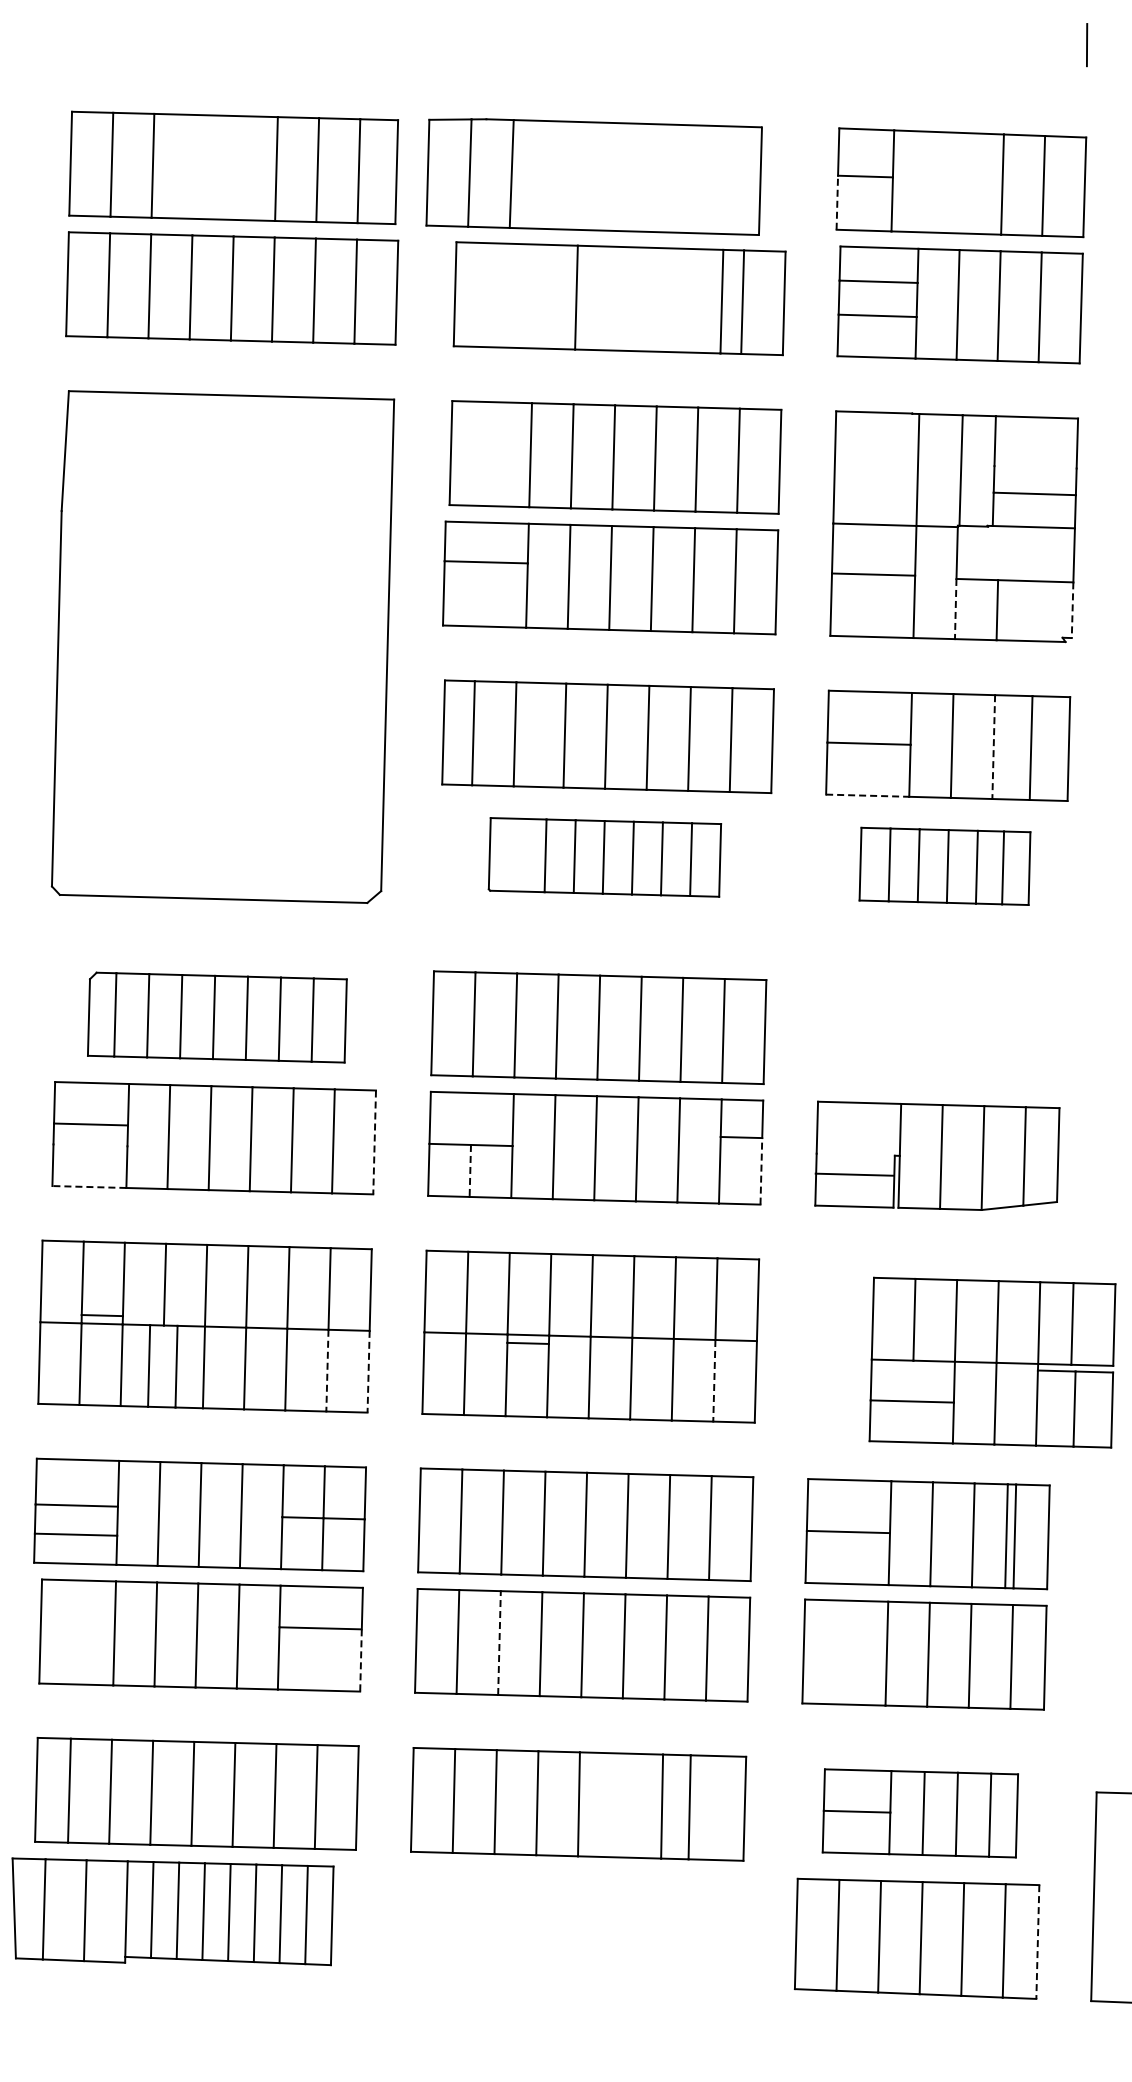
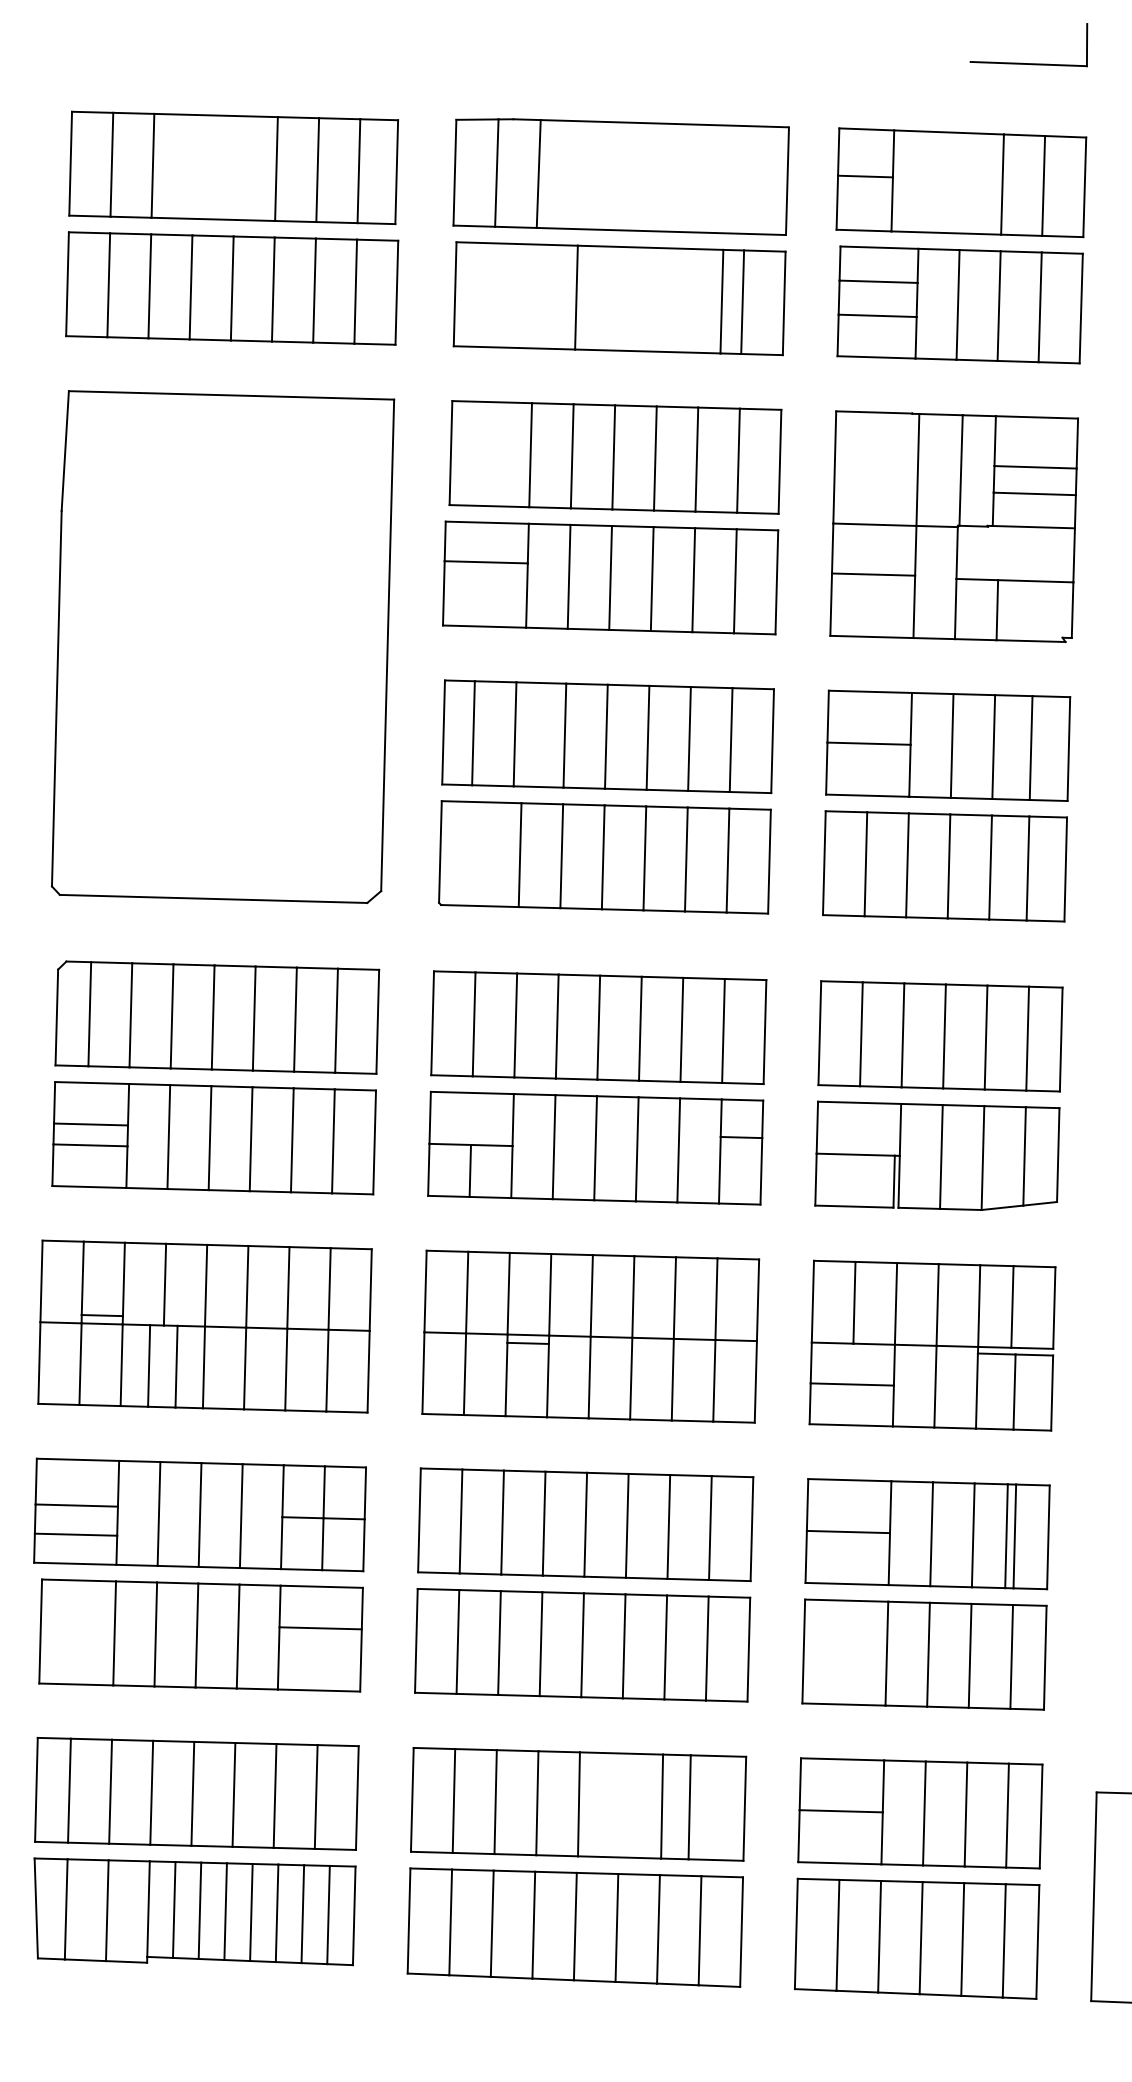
line: none -> present (1028, 63)
part position: (593, 176) -> (620, 176) (620, 176)
line: dashed -> solid (837, 202)
line: none -> present (1035, 467)
line: dashed -> solid (955, 609)
line: dashed -> solid (1072, 610)
line: dashed -> solid (993, 747)
line: dashed -> solid (867, 795)
part size: 236x81 px -> 334x115 px (604, 857)
part size: 174x80 px -> 246x113 px (944, 866)
part size: 261x93 px -> 327x115 px (217, 1017)
part: none -> present (940, 1036)
line: dashed -> solid (374, 1142)
line: none -> present (90, 1145)
line: dashed -> solid (761, 1170)
line: dashed -> solid (470, 1171)
line position: (854, 1174) -> (855, 1154) (855, 1154)
line: dashed -> solid (89, 1187)
part position: (992, 1362) -> (932, 1345) (932, 1345)
line: dashed -> solid (327, 1370)
line: dashed -> solid (368, 1371)
line: dashed -> solid (714, 1380)
line: dashed -> solid (499, 1643)
line: dashed -> solid (361, 1660)
part size: 198x91 px -> 247x113 px (920, 1813)
part position: (172, 1911) -> (194, 1911) (194, 1911)
part: none -> present (574, 1927)
line: dashed -> solid (1037, 1942)
